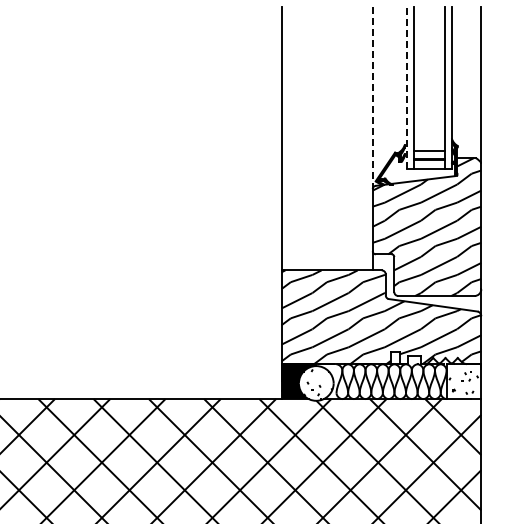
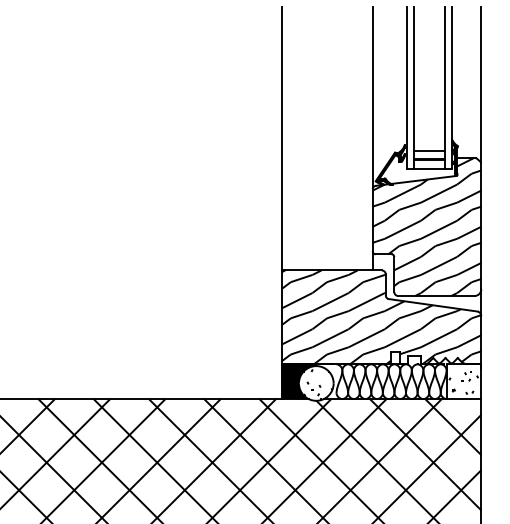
line: dashed -> solid (406, 88)
line: dashed -> solid (372, 98)
